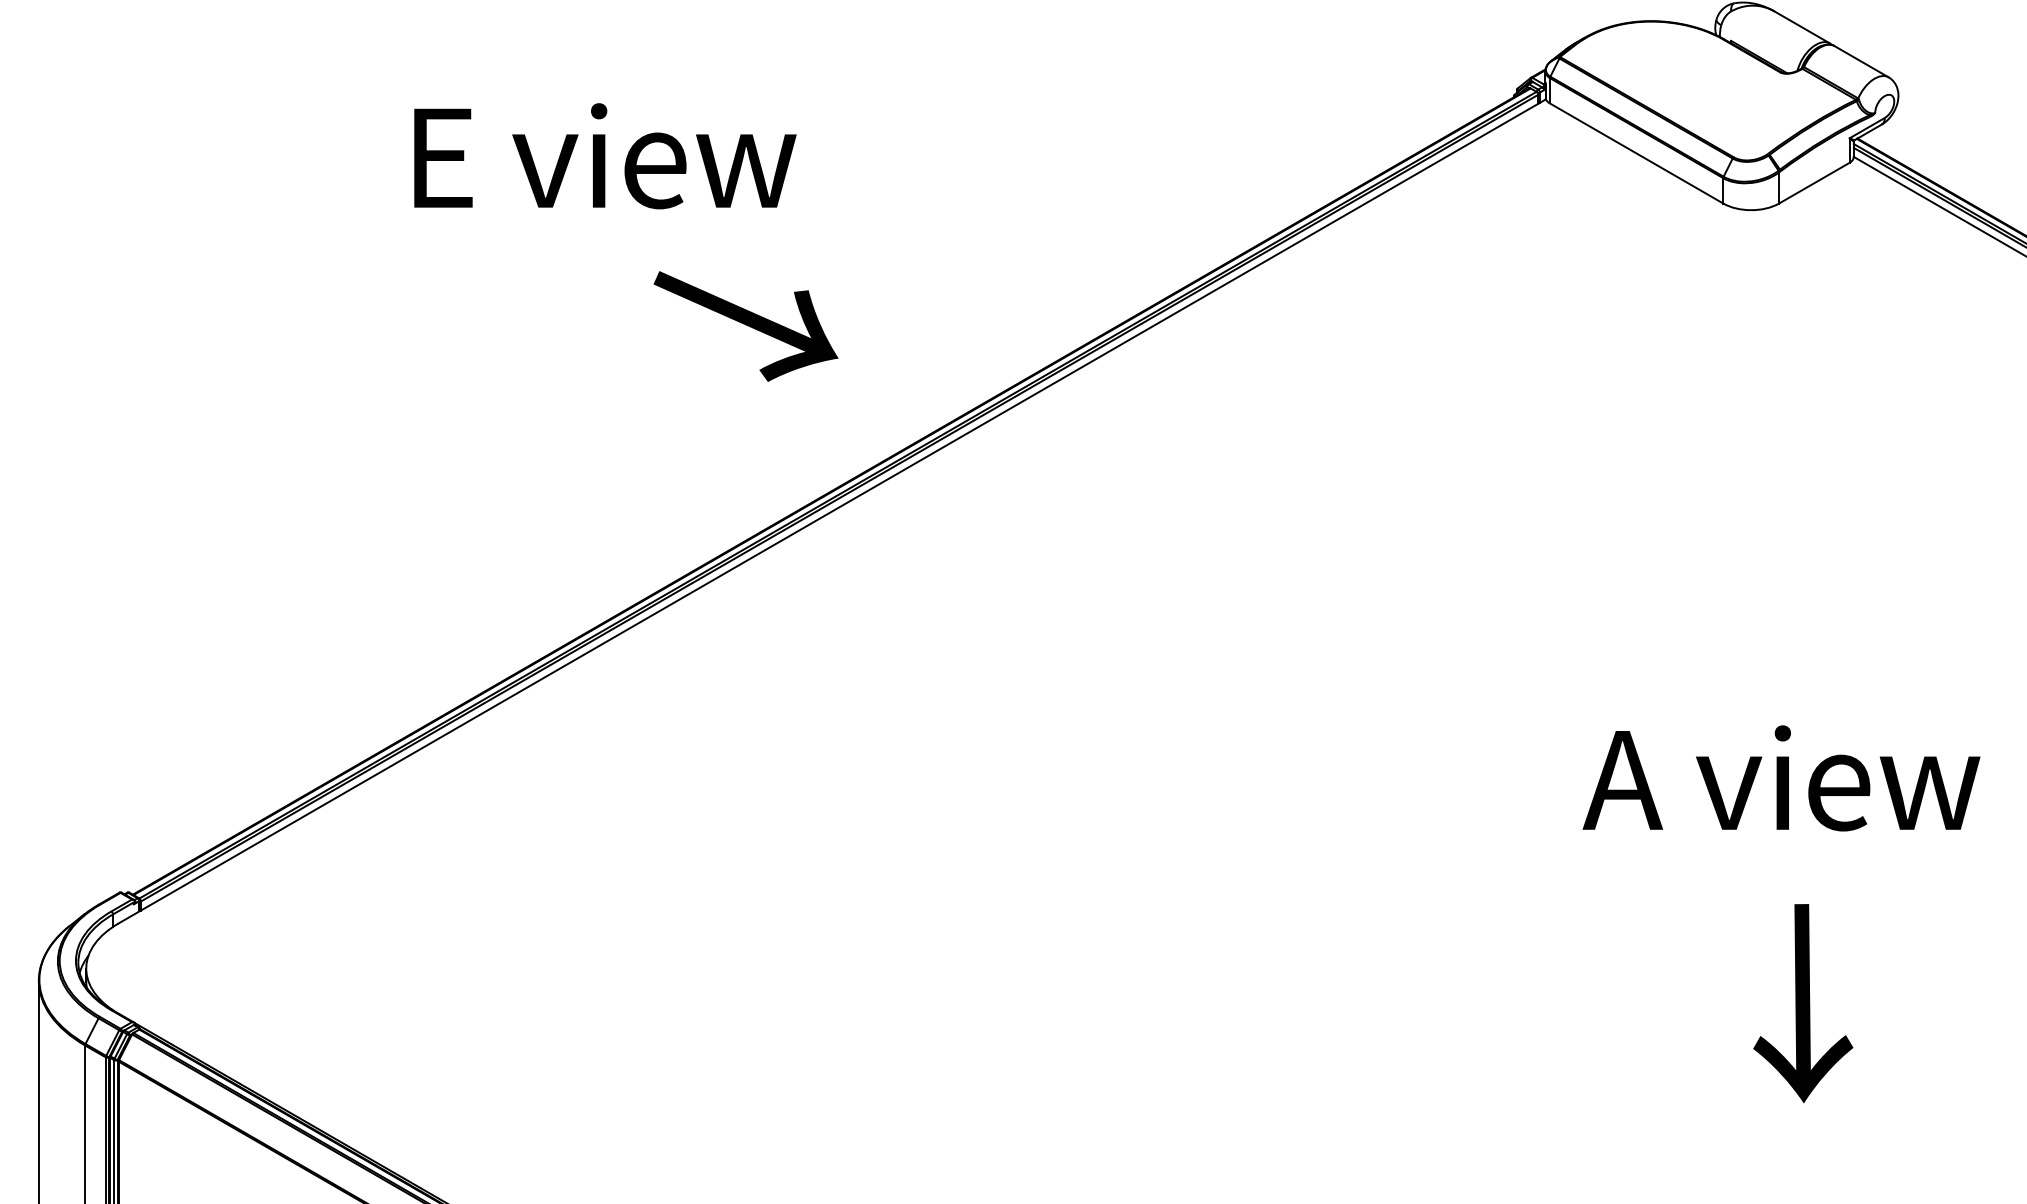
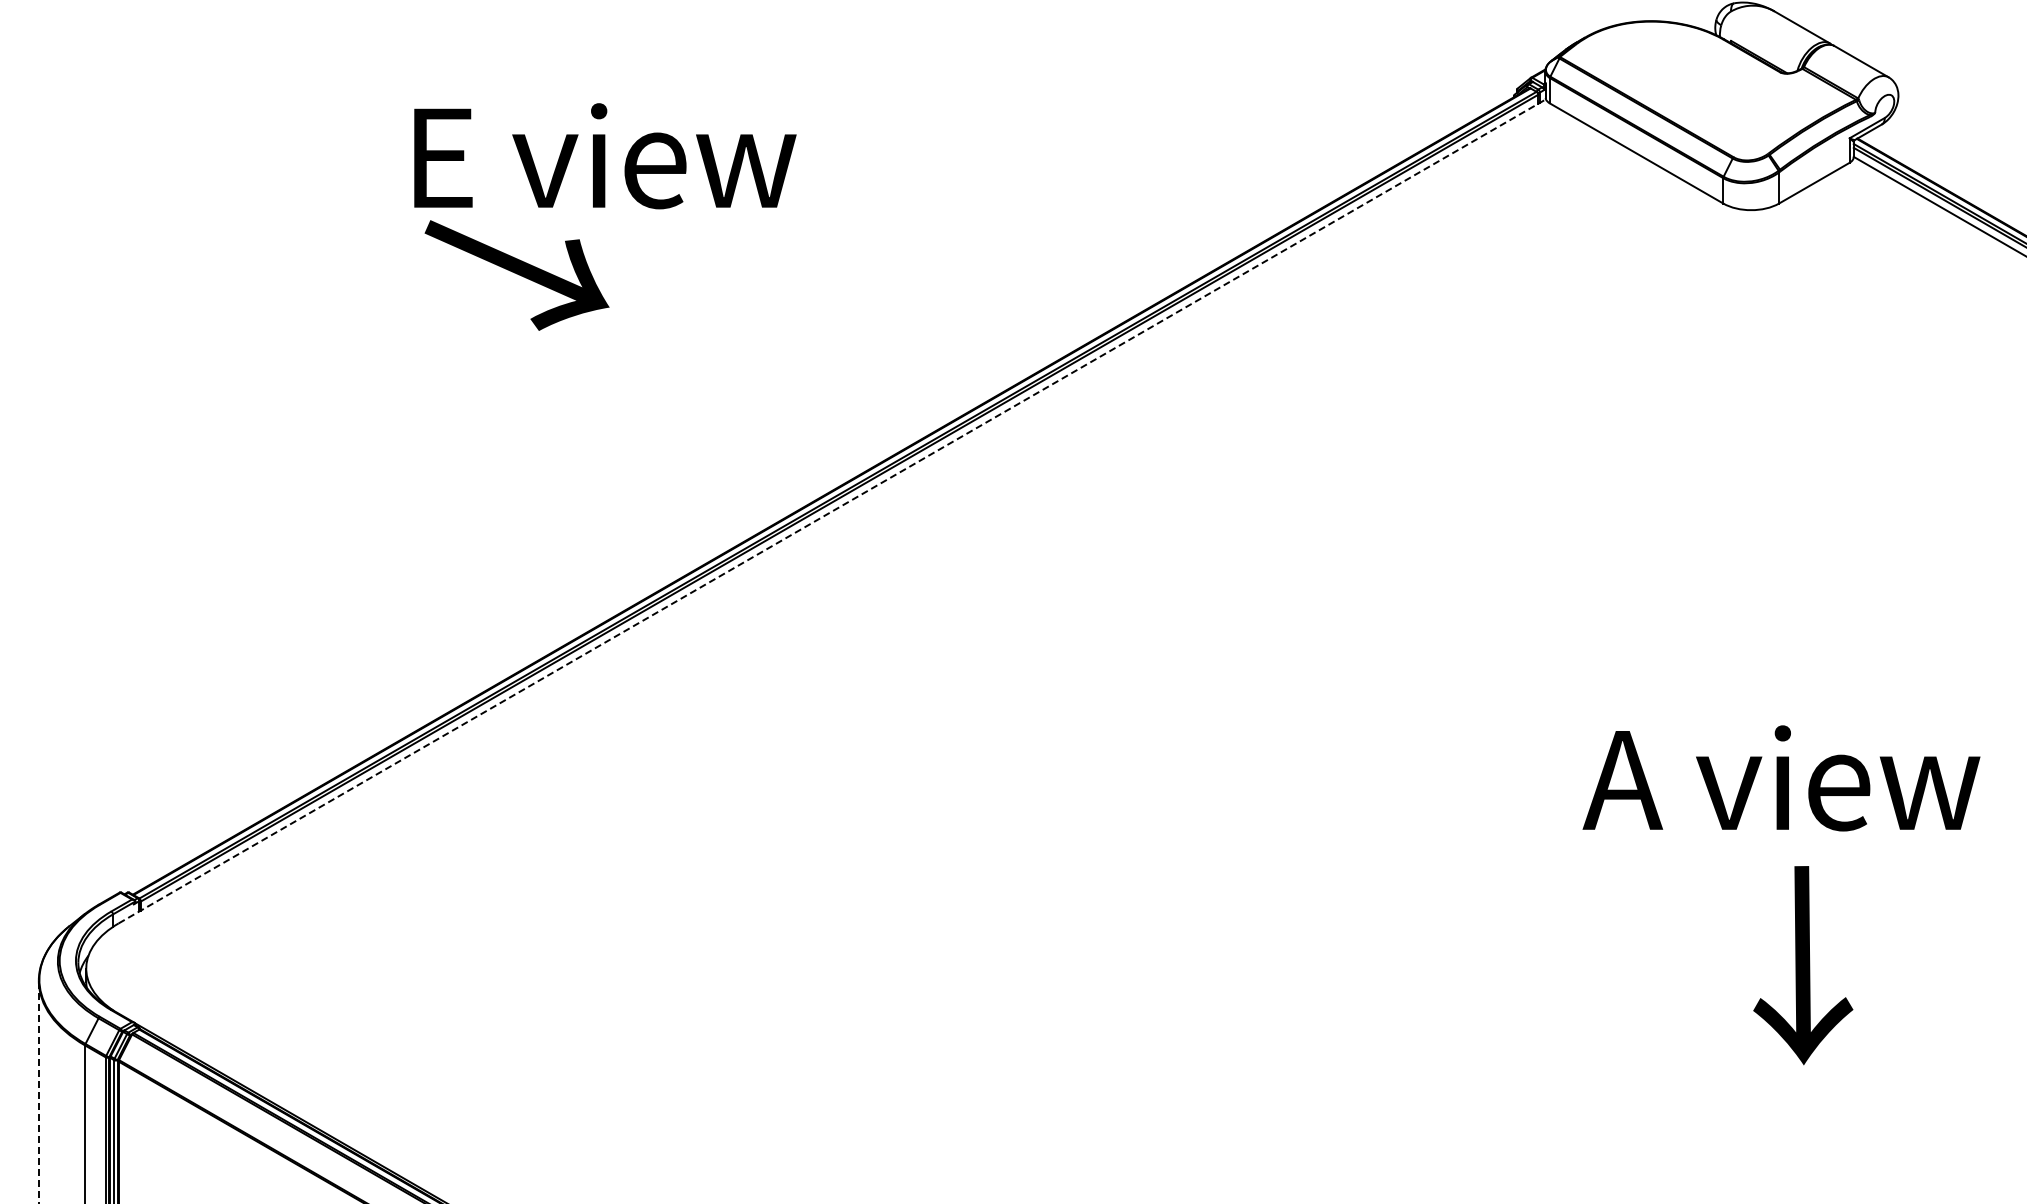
text position: (745, 326) -> (516, 275) (516, 275)
line: solid -> dashed (832, 511)
text position: (1803, 1003) -> (1803, 965) (1803, 965)
line: solid -> dashed (38, 1091)
